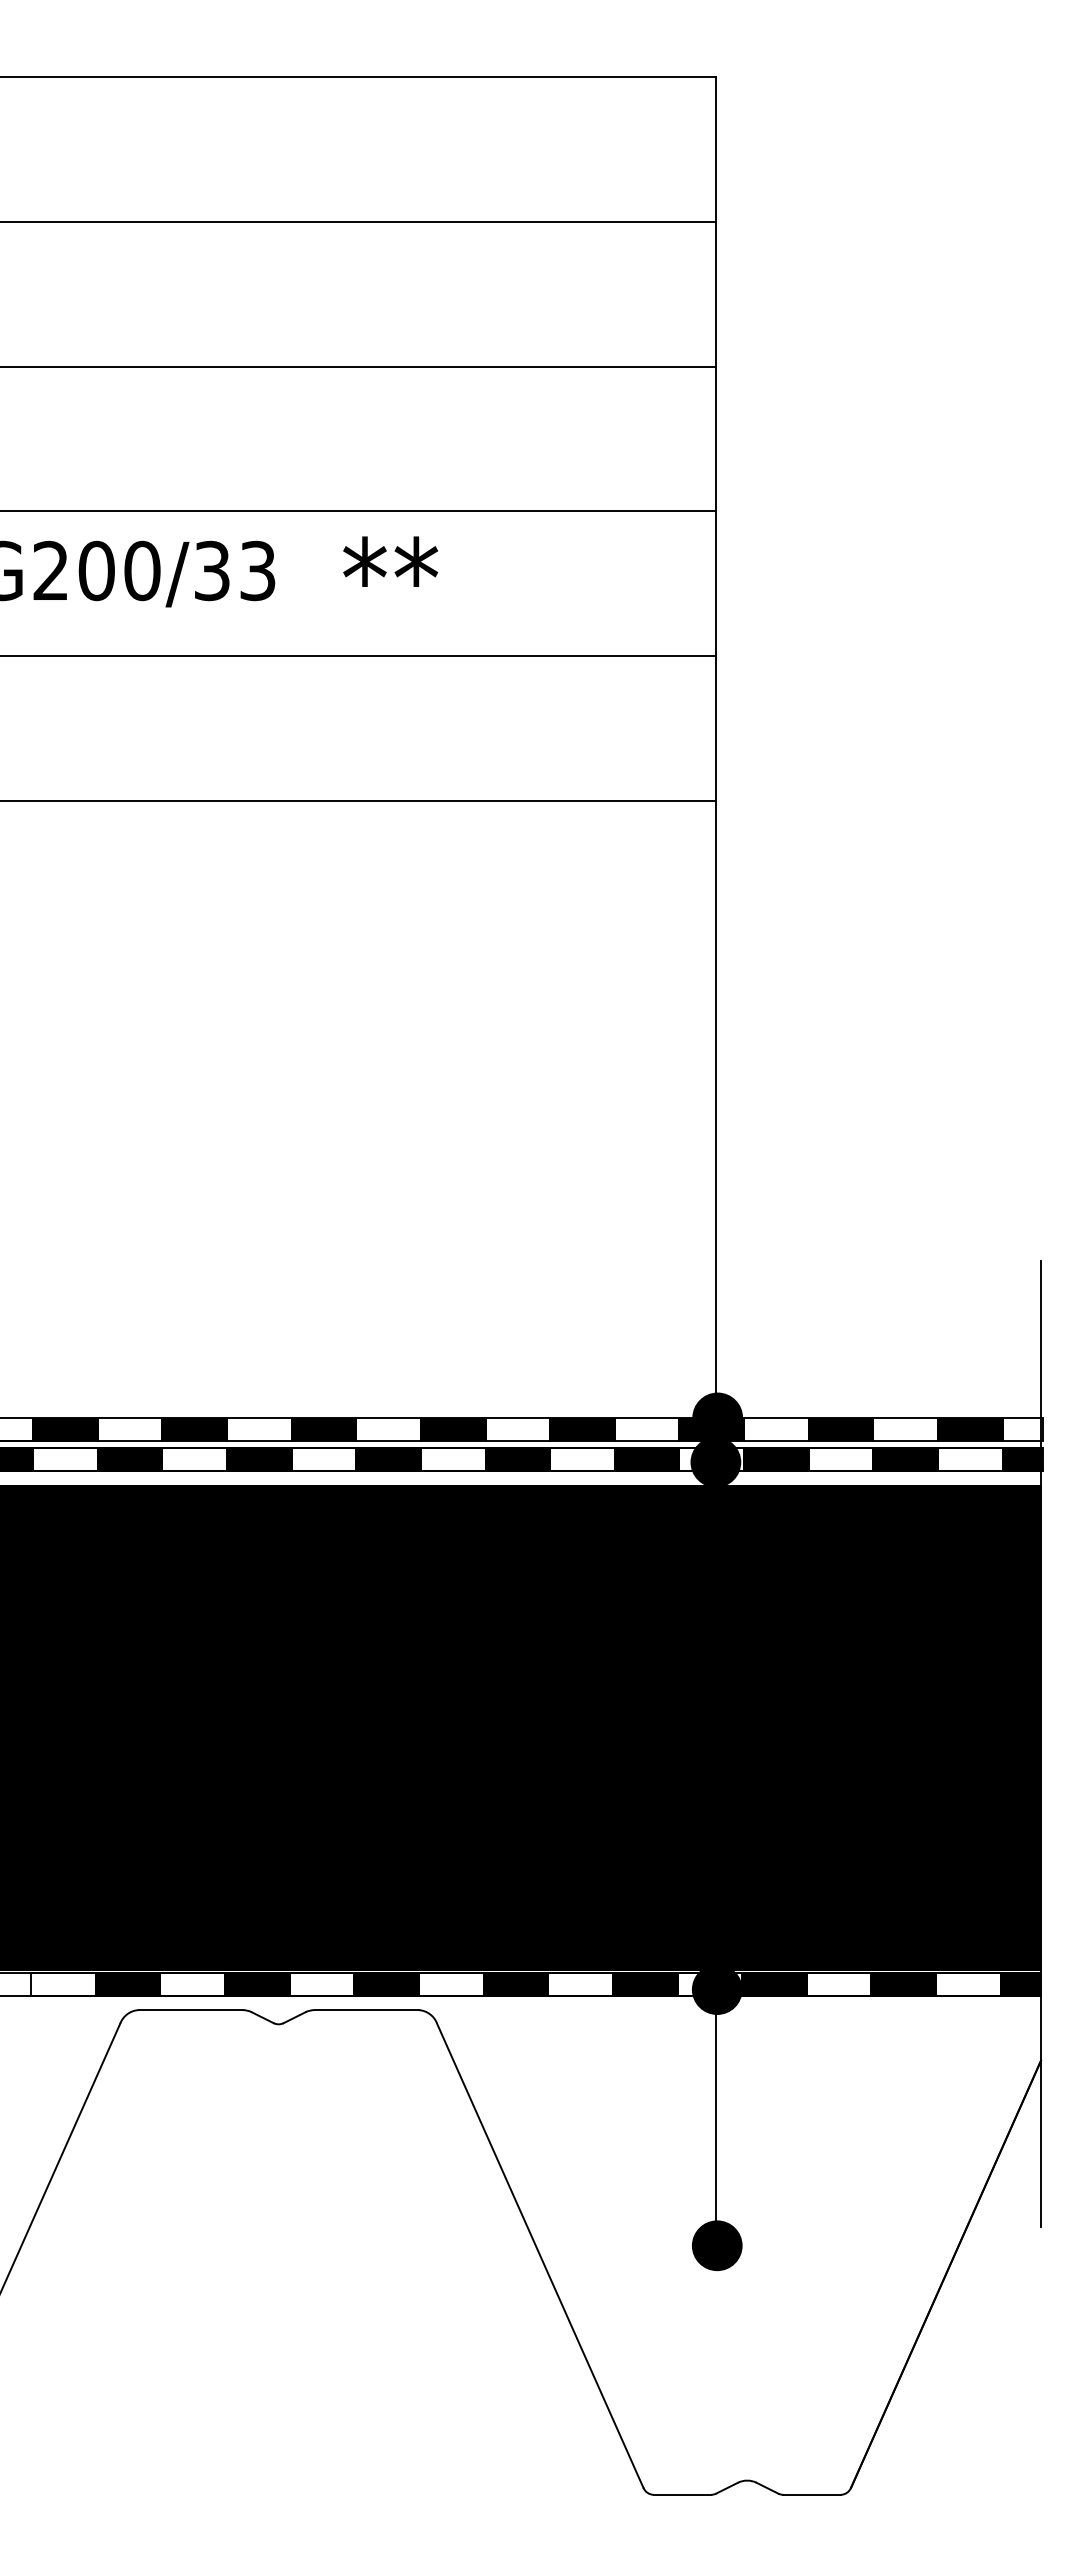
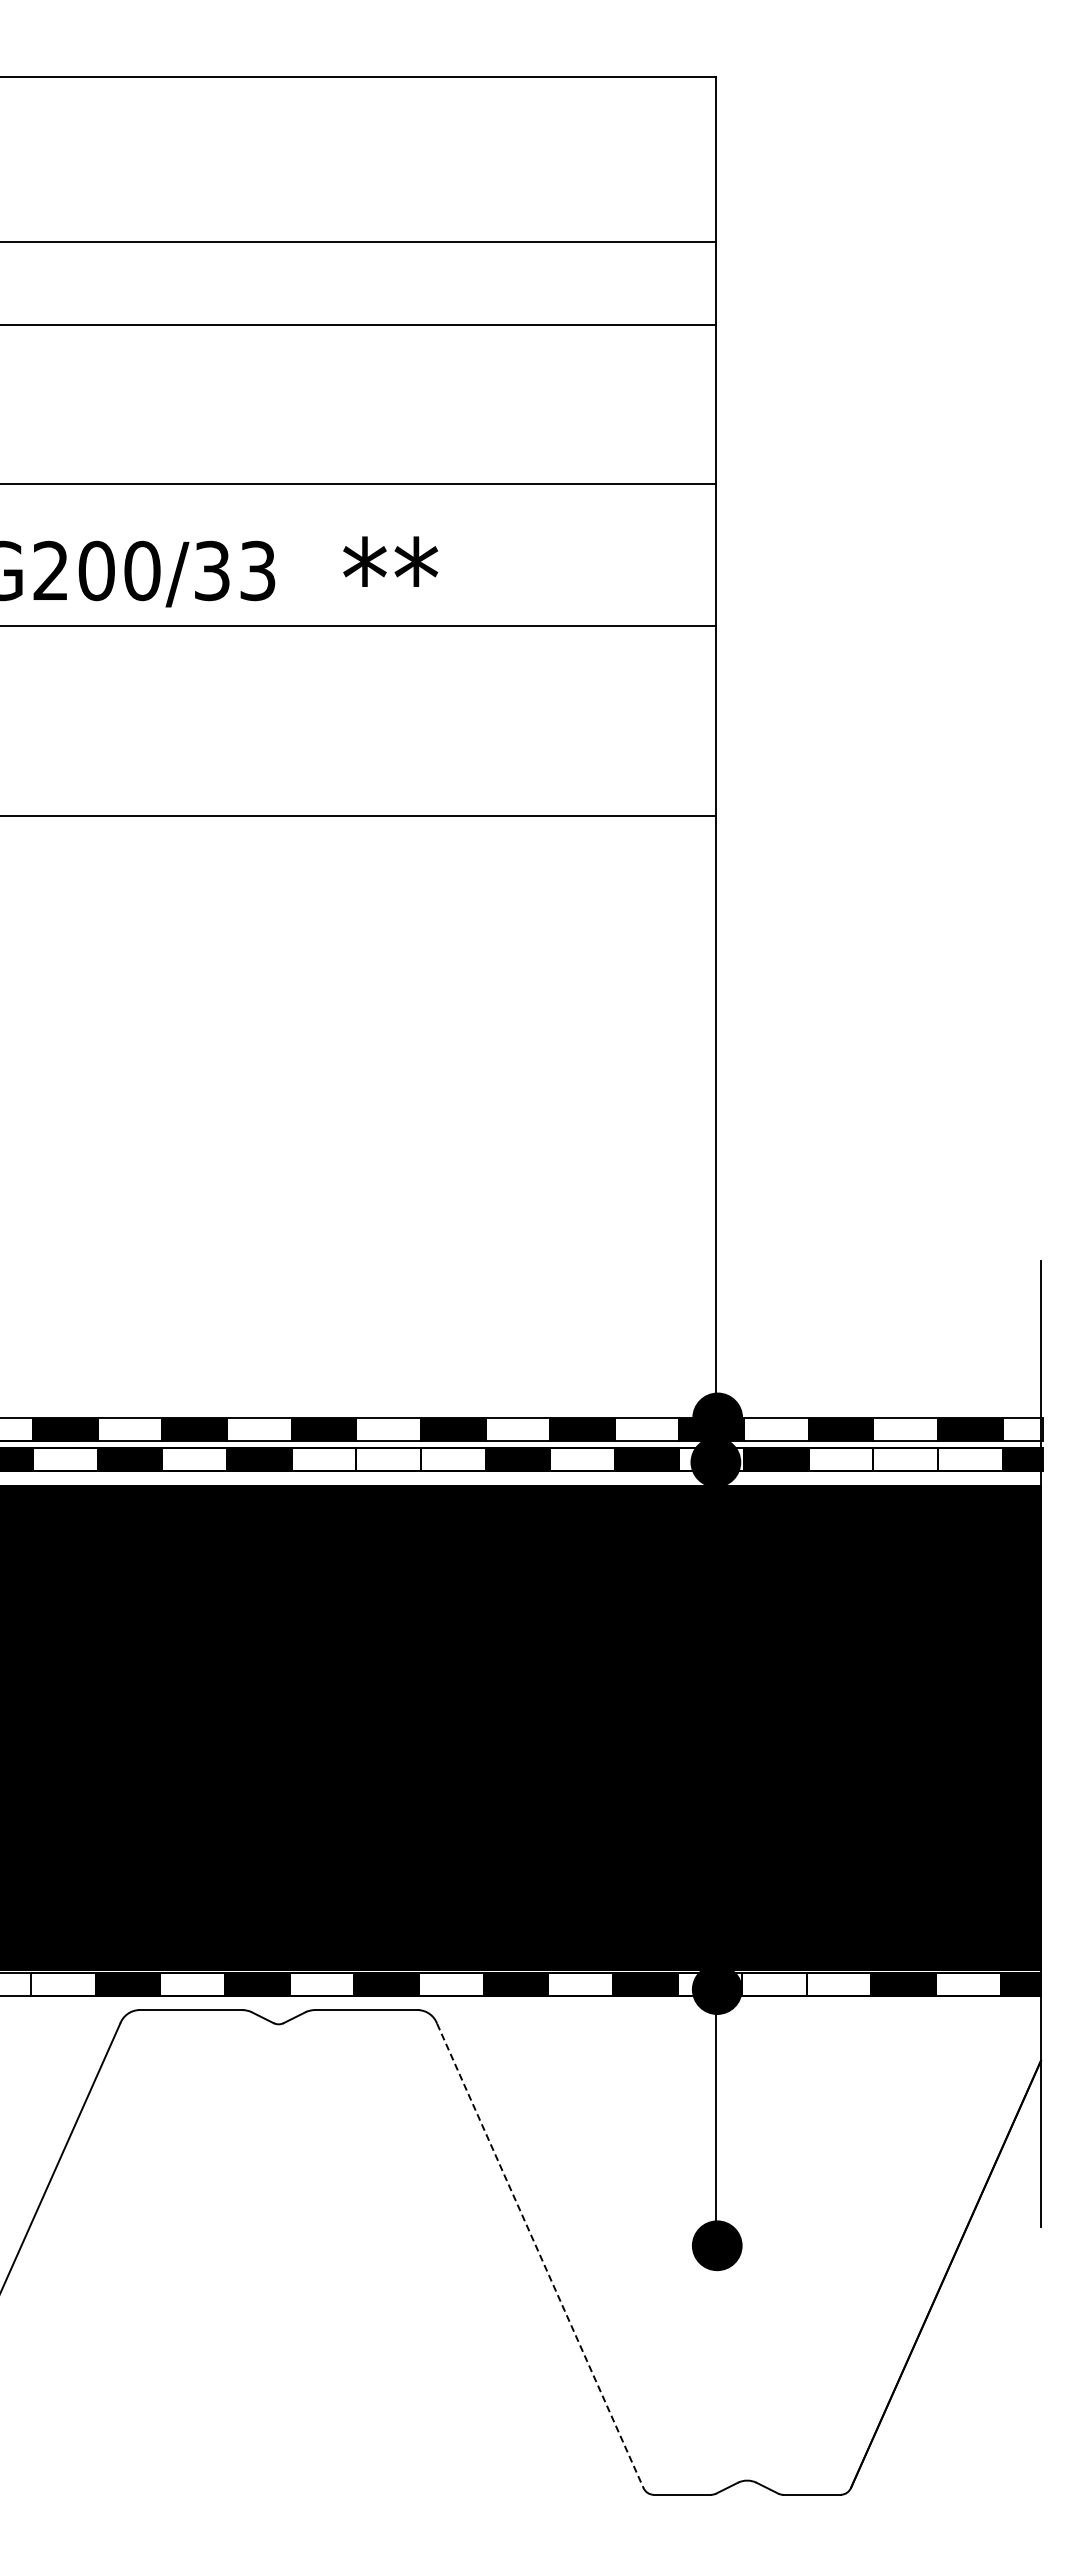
line position: (358, 221) -> (358, 241) (358, 241)
line position: (358, 366) -> (358, 324) (358, 324)
line position: (358, 511) -> (358, 484) (358, 484)
line position: (358, 656) -> (358, 626) (358, 626)
line position: (358, 800) -> (358, 815) (358, 815)
fill: present -> none (388, 1459)
fill: present -> none (905, 1459)
fill: present -> none (774, 1984)
line: solid -> dashed (540, 2255)
